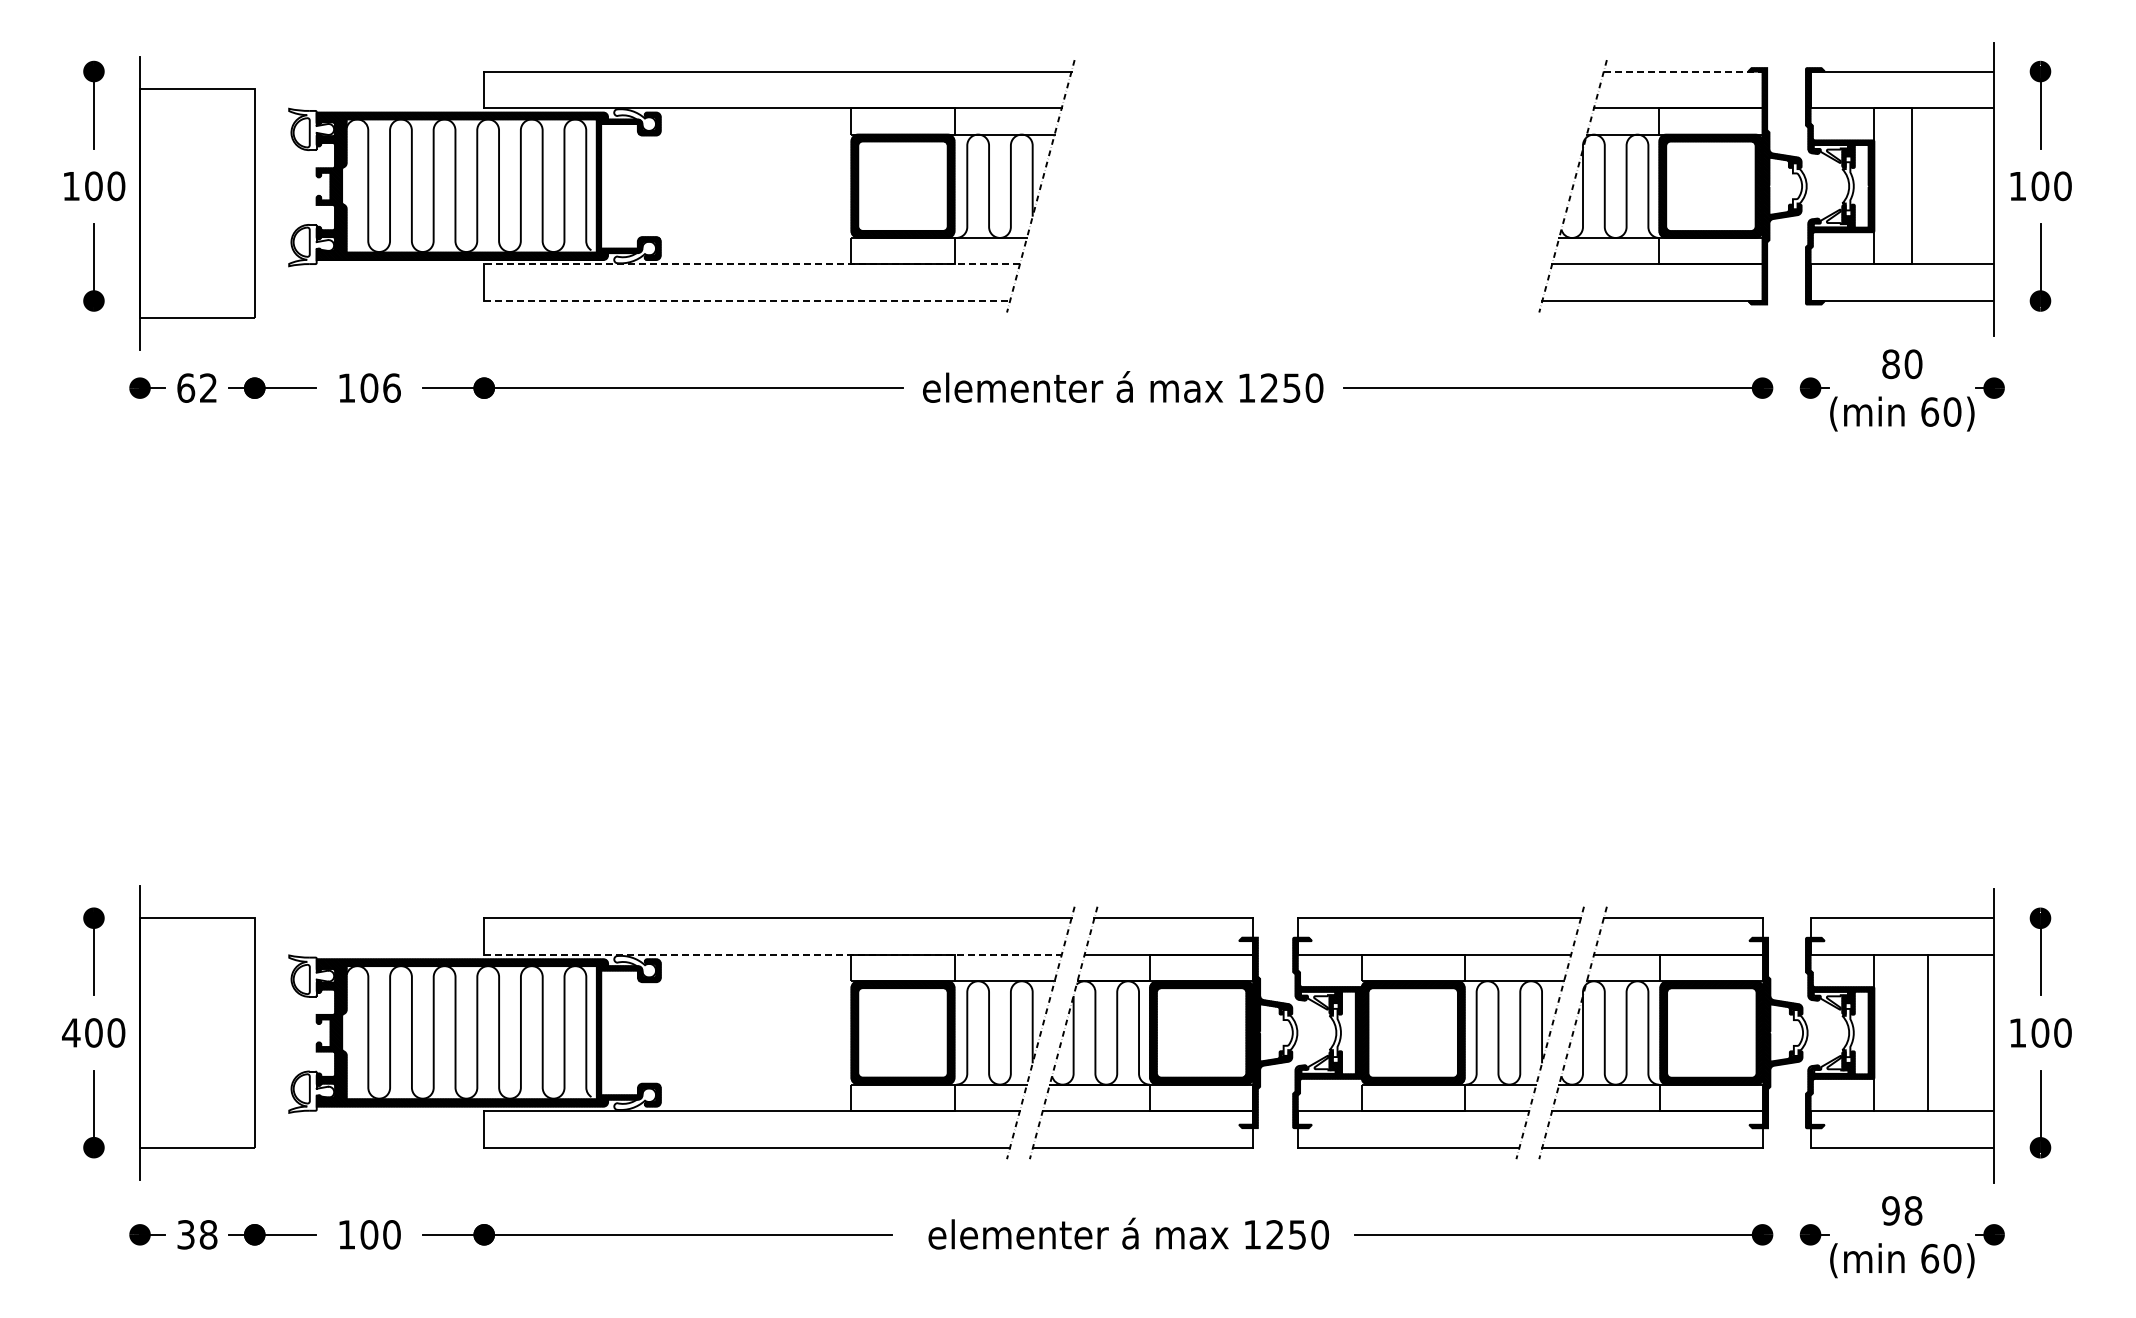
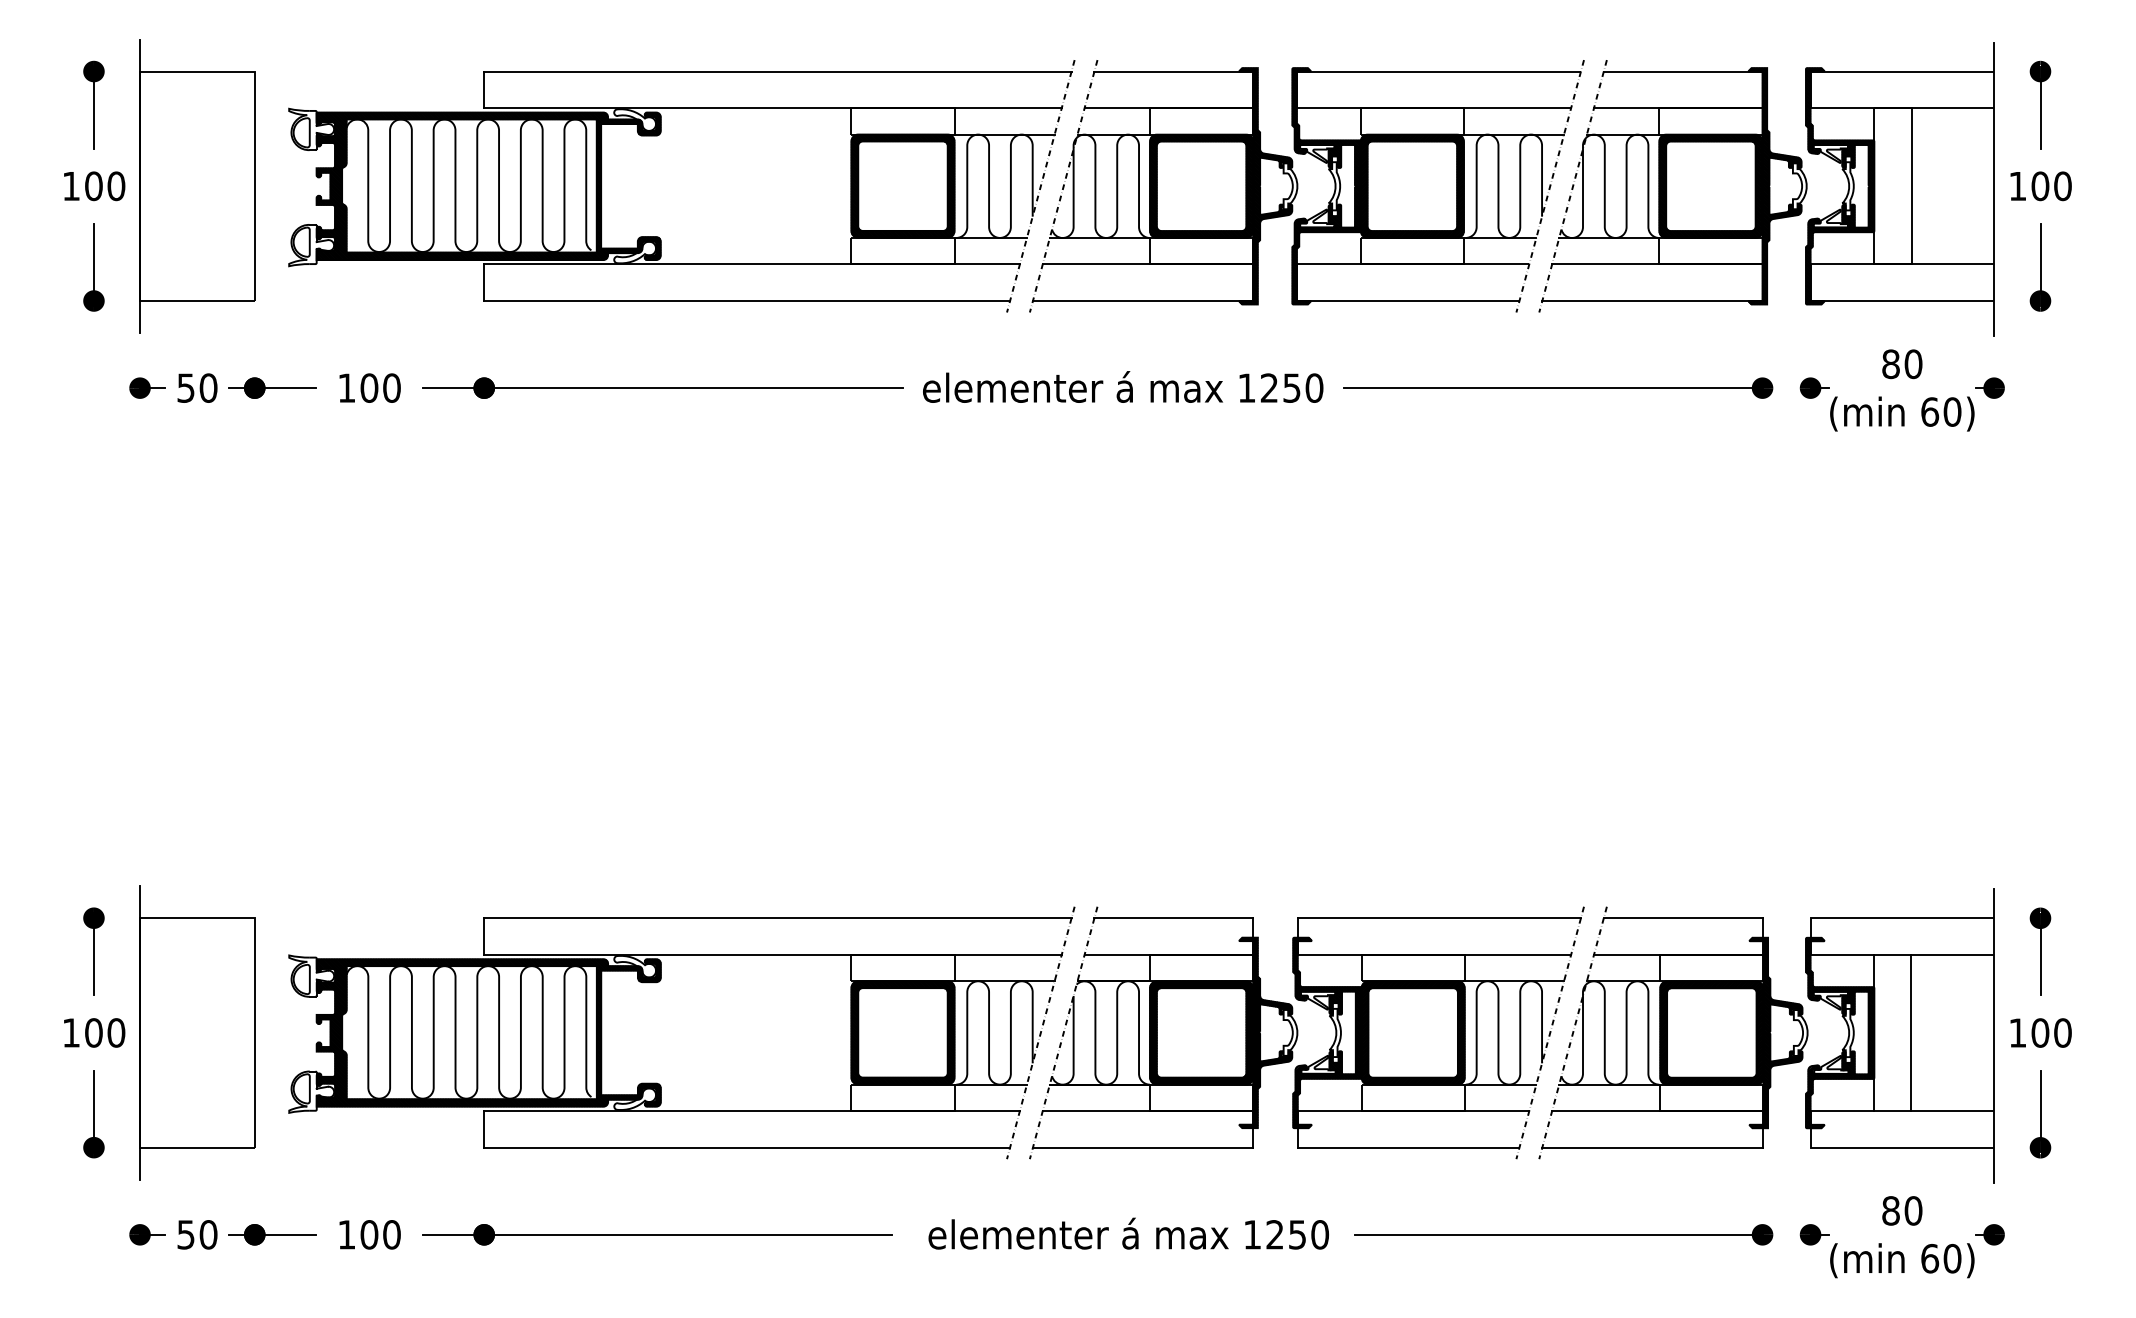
line: dashed -> solid (1683, 71)
part: none -> present (1298, 186)
part position: (197, 203) -> (197, 186) (197, 186)
line: dashed -> solid (752, 264)
line: dashed -> solid (747, 301)
text: 62 -> 50 (197, 387)
text: 106 -> 100 (391, 387)
line: dashed -> solid (772, 954)
text: 400 -> 100 (71, 1032)
line position: (1928, 1033) -> (1911, 1033) (1911, 1033)
text: 98 -> 80 (1902, 1210)
text: 38 -> 50 (197, 1234)
